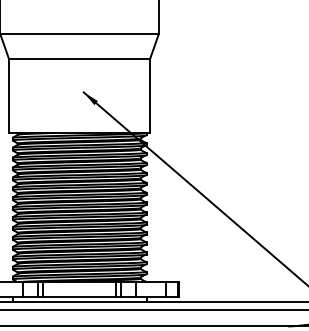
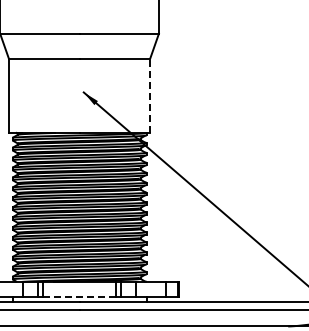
line: solid -> dashed (150, 95)
line: solid -> dashed (79, 296)
